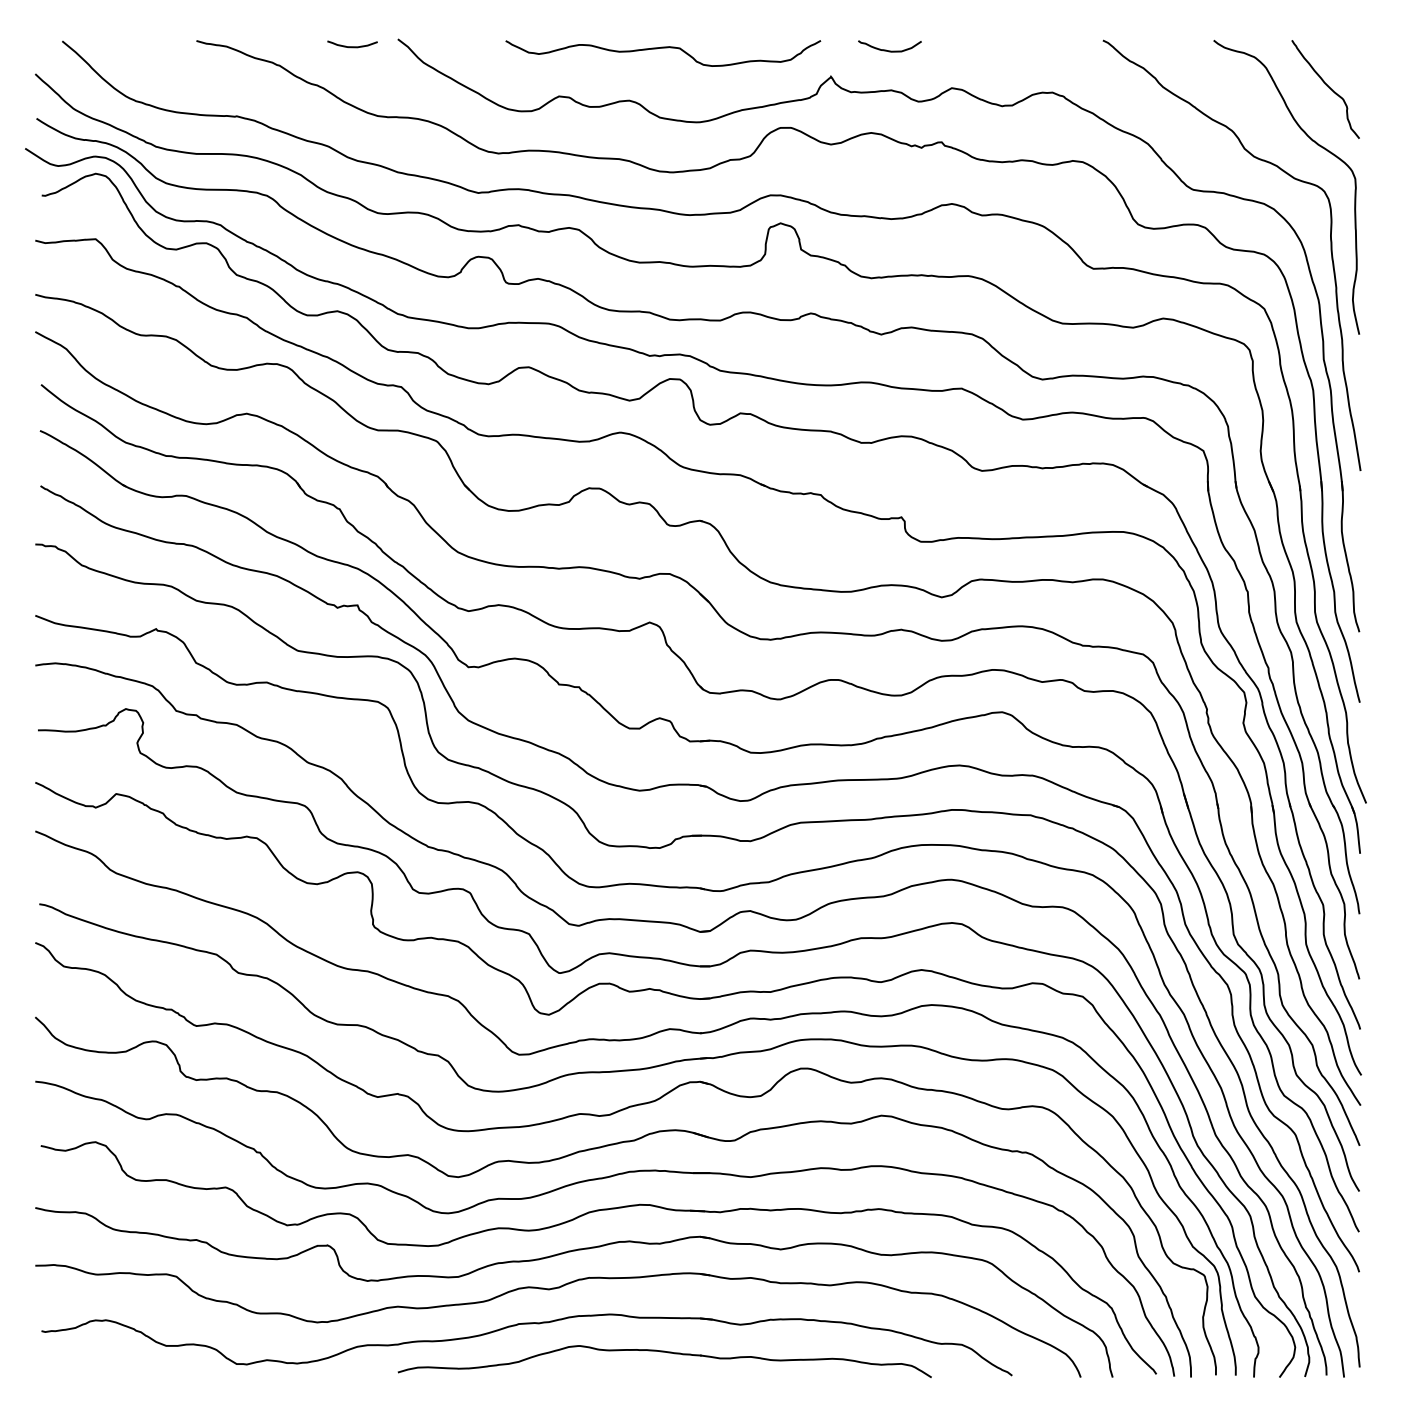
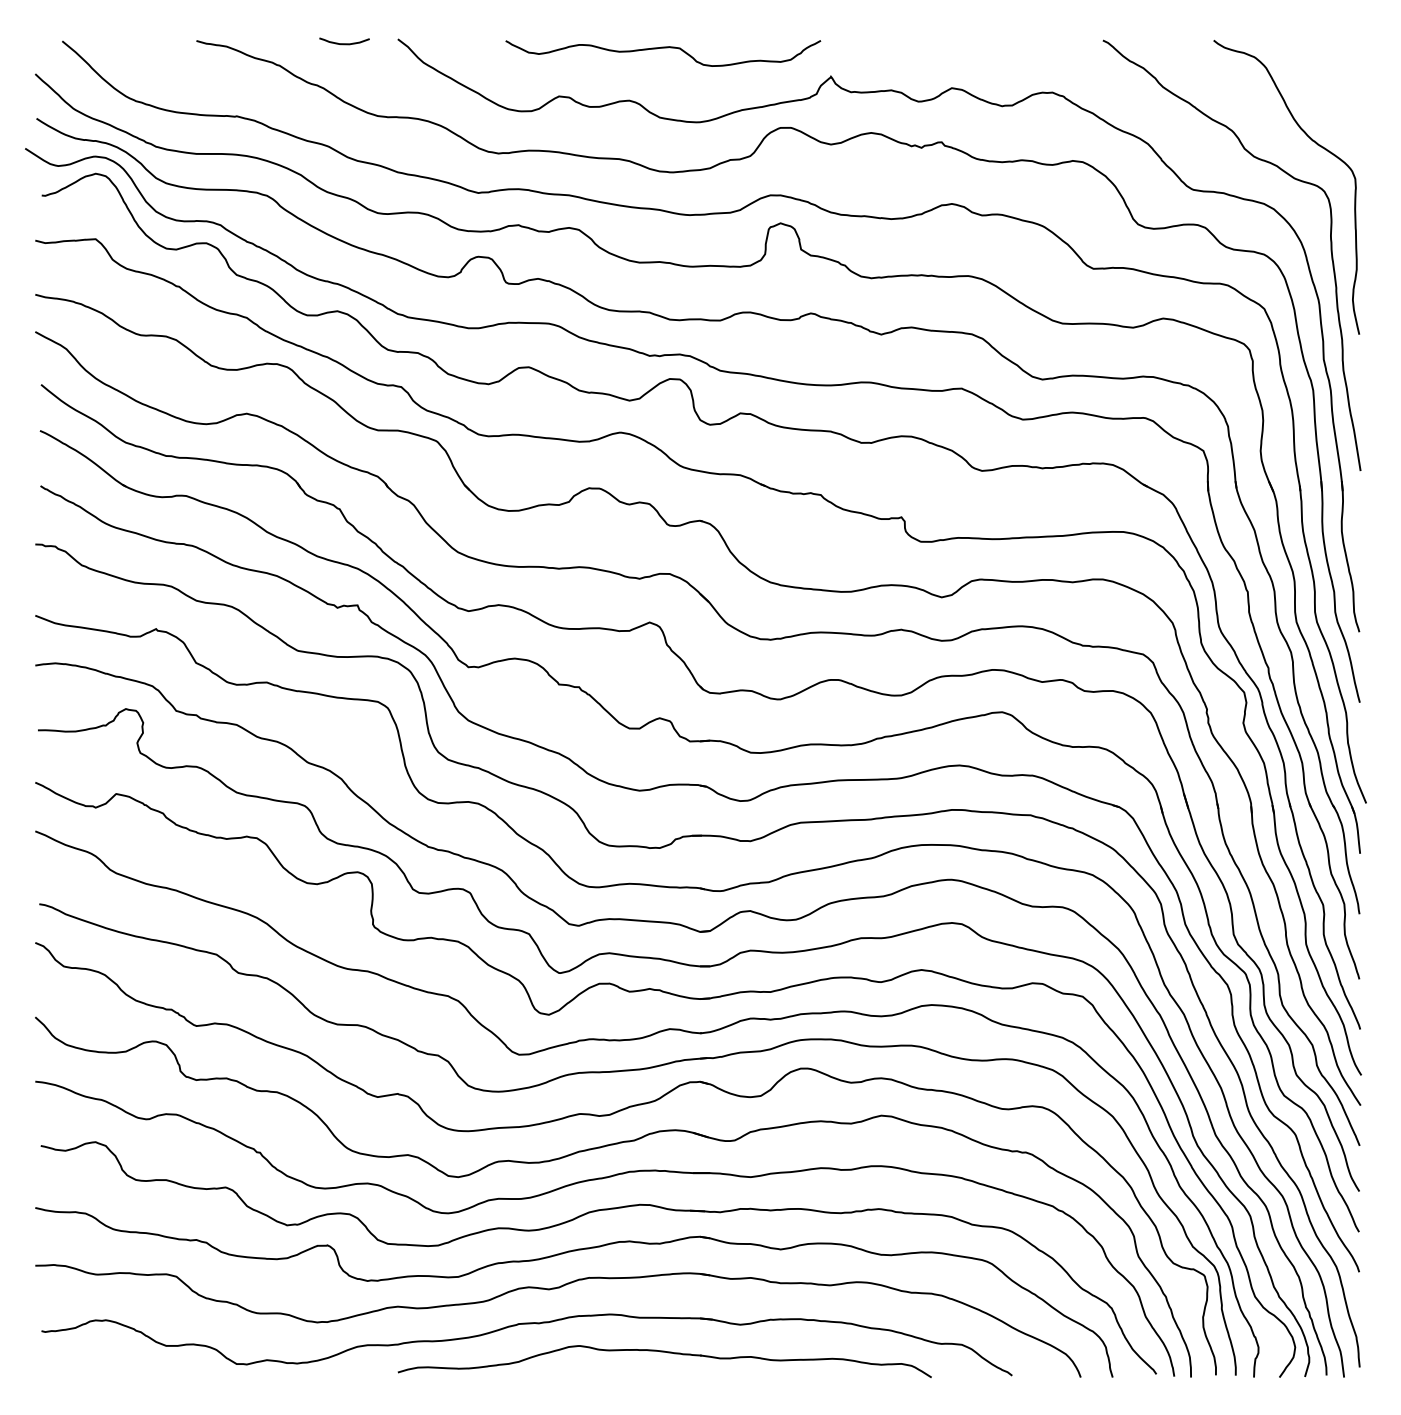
curve position: (352, 46) -> (344, 43) (344, 43)
curve: present -> none (889, 50)
curve: present -> none (1327, 86)
